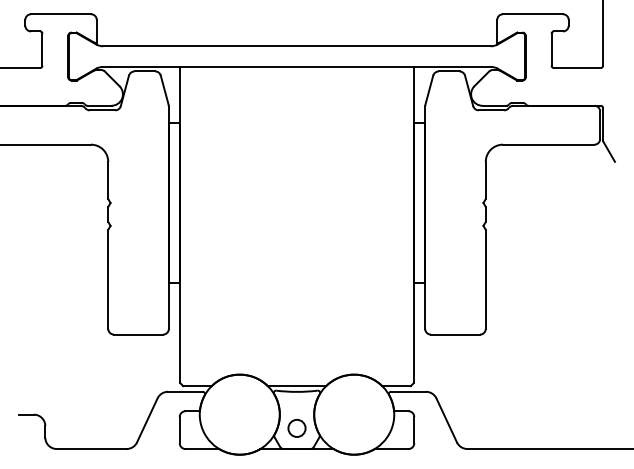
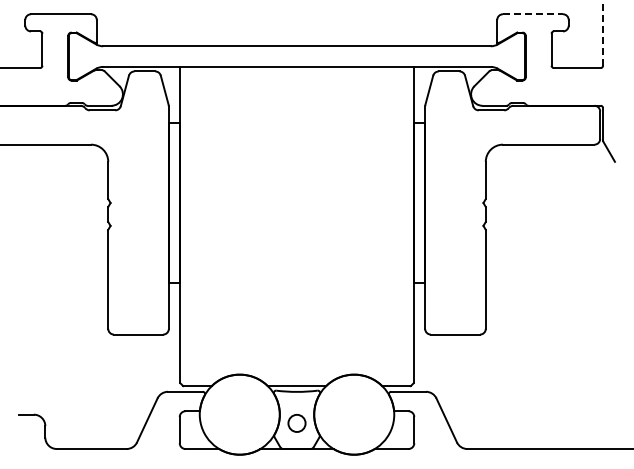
line: solid -> dashed (533, 14)
line: solid -> dashed (603, 32)
circle position: (296, 428) -> (296, 423) (296, 423)
